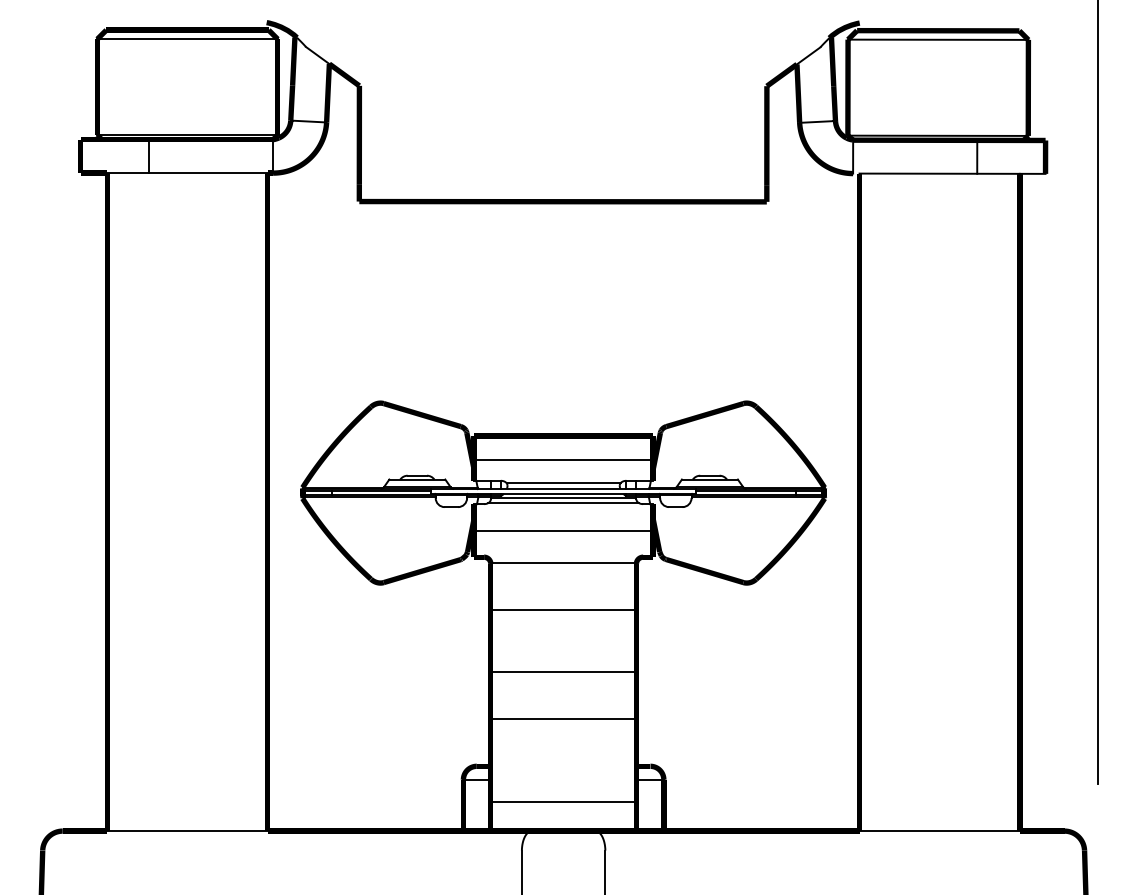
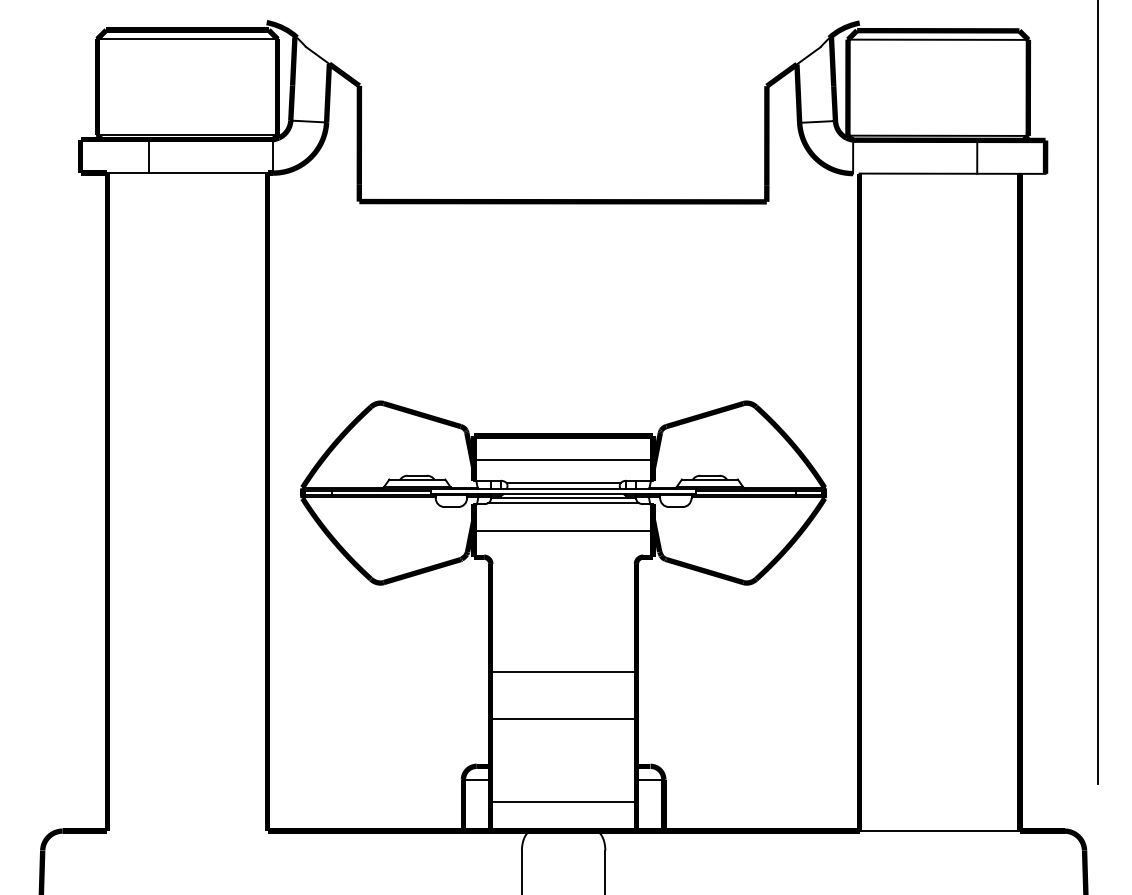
line: present -> none (563, 562)
line: present -> none (563, 610)
line: present -> none (187, 831)
